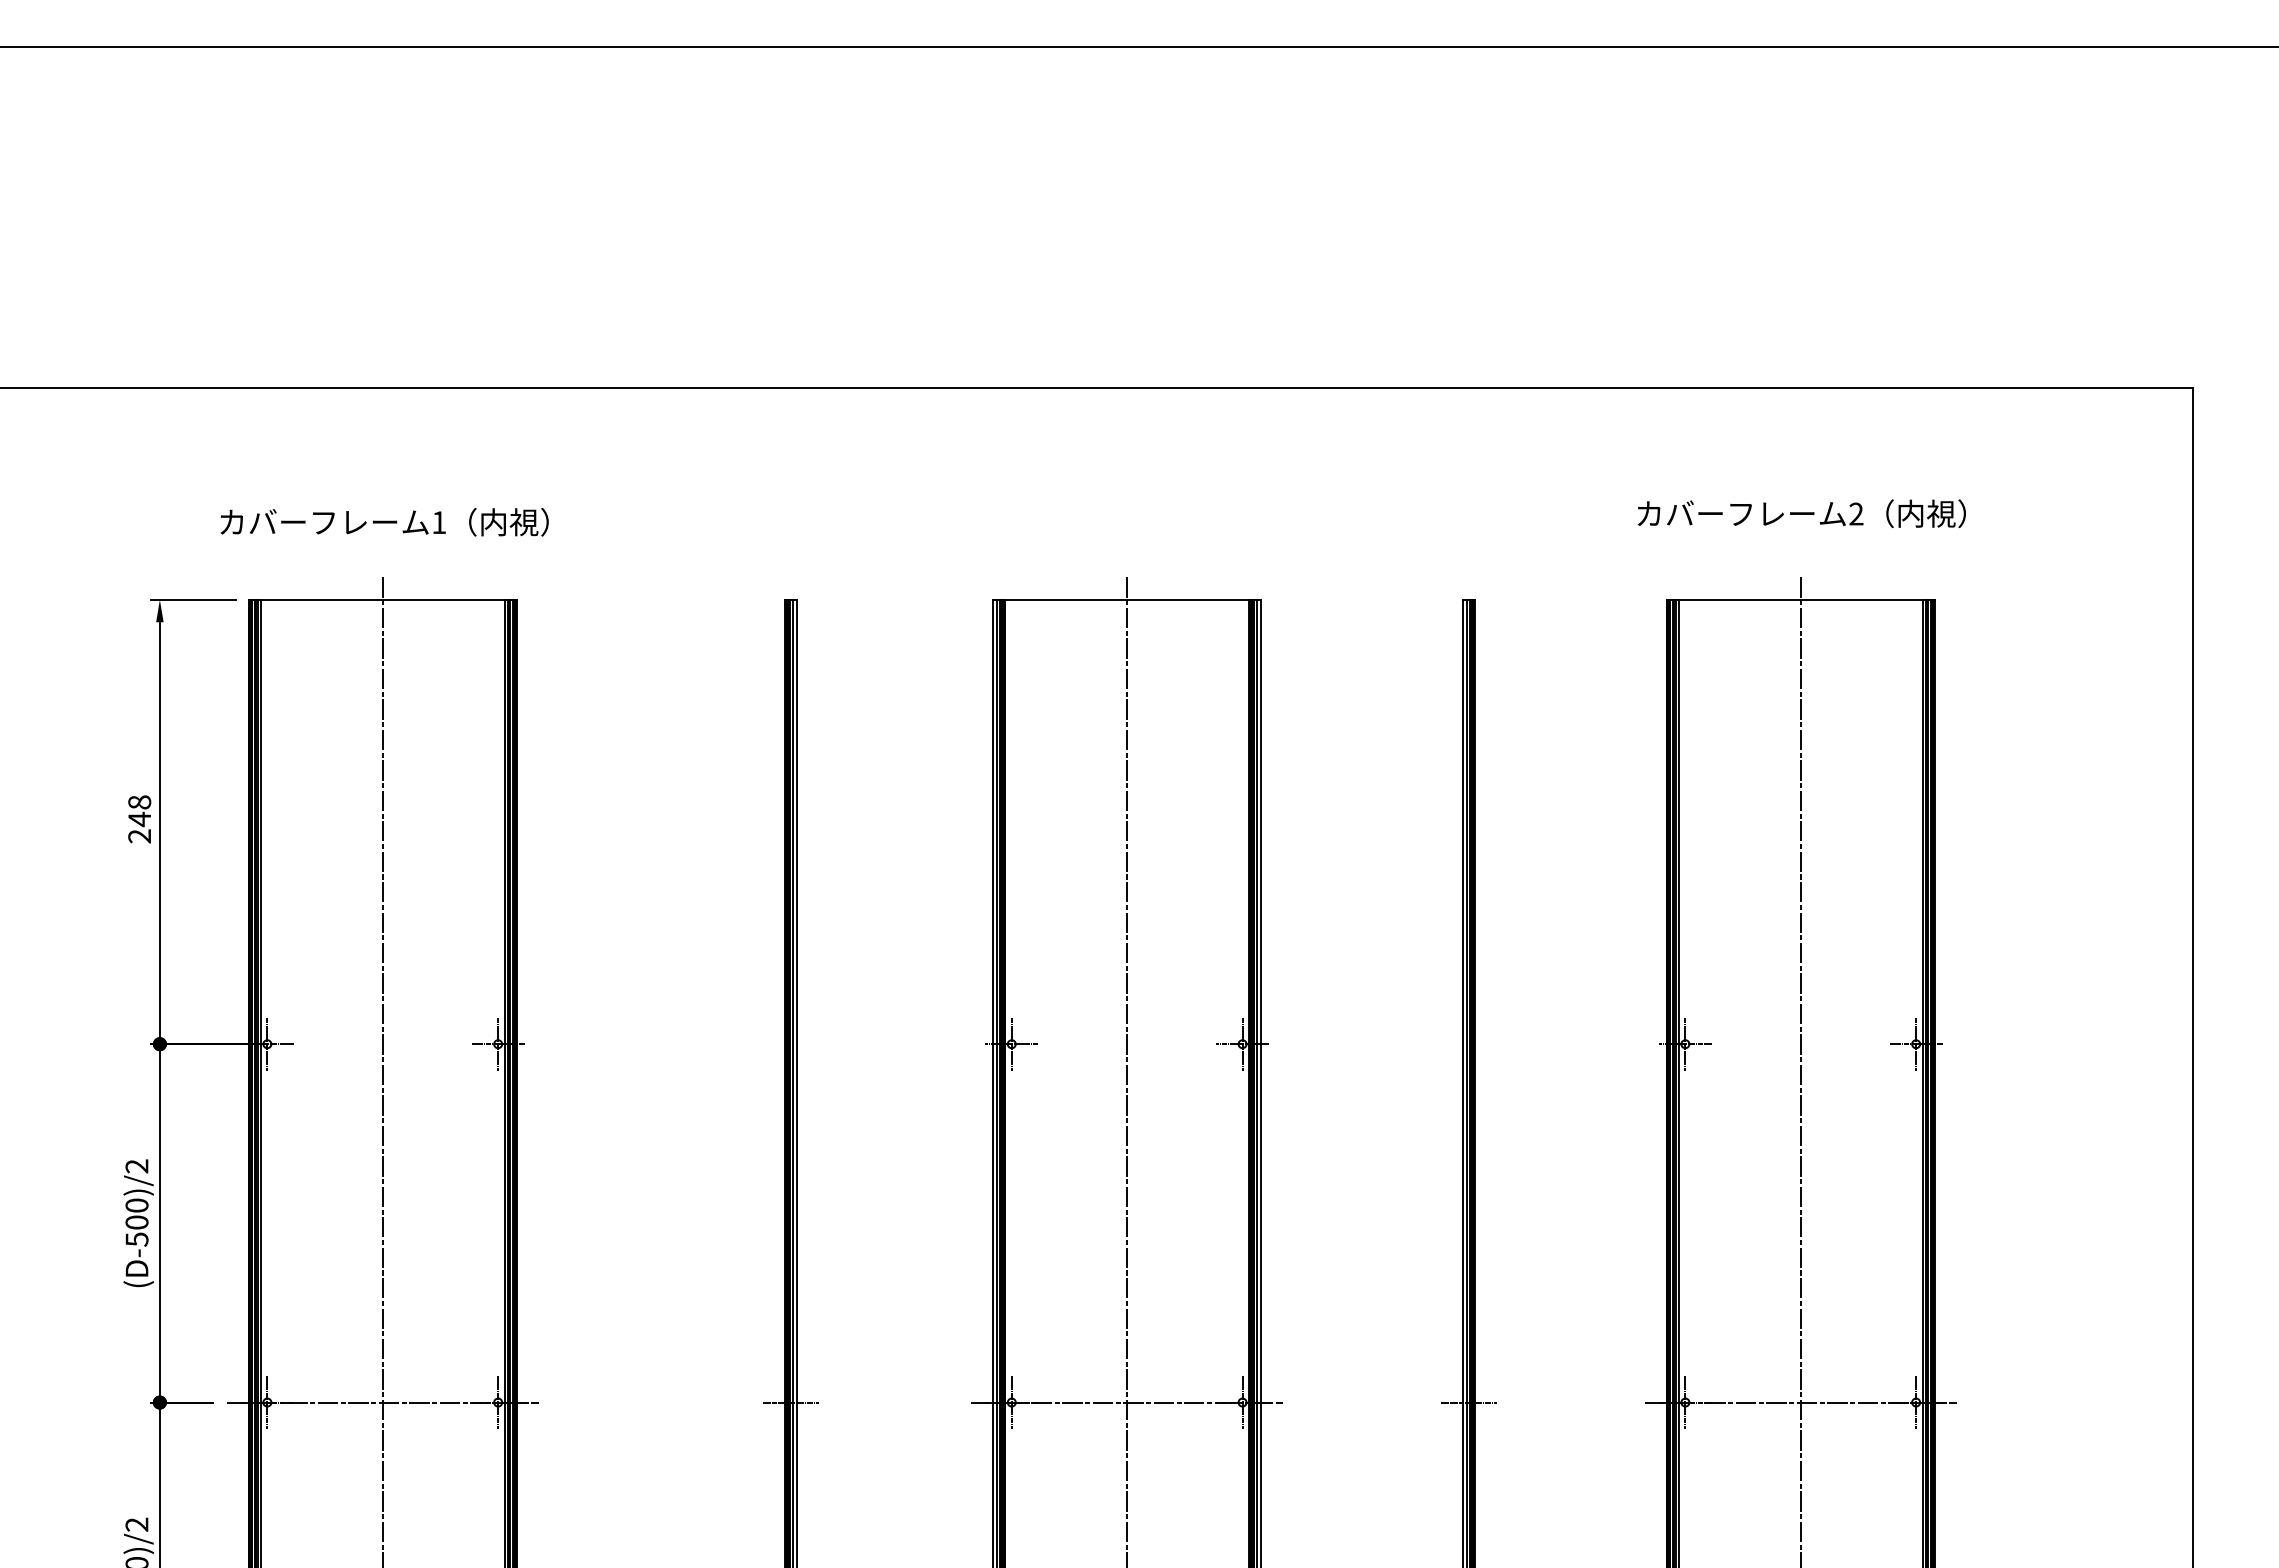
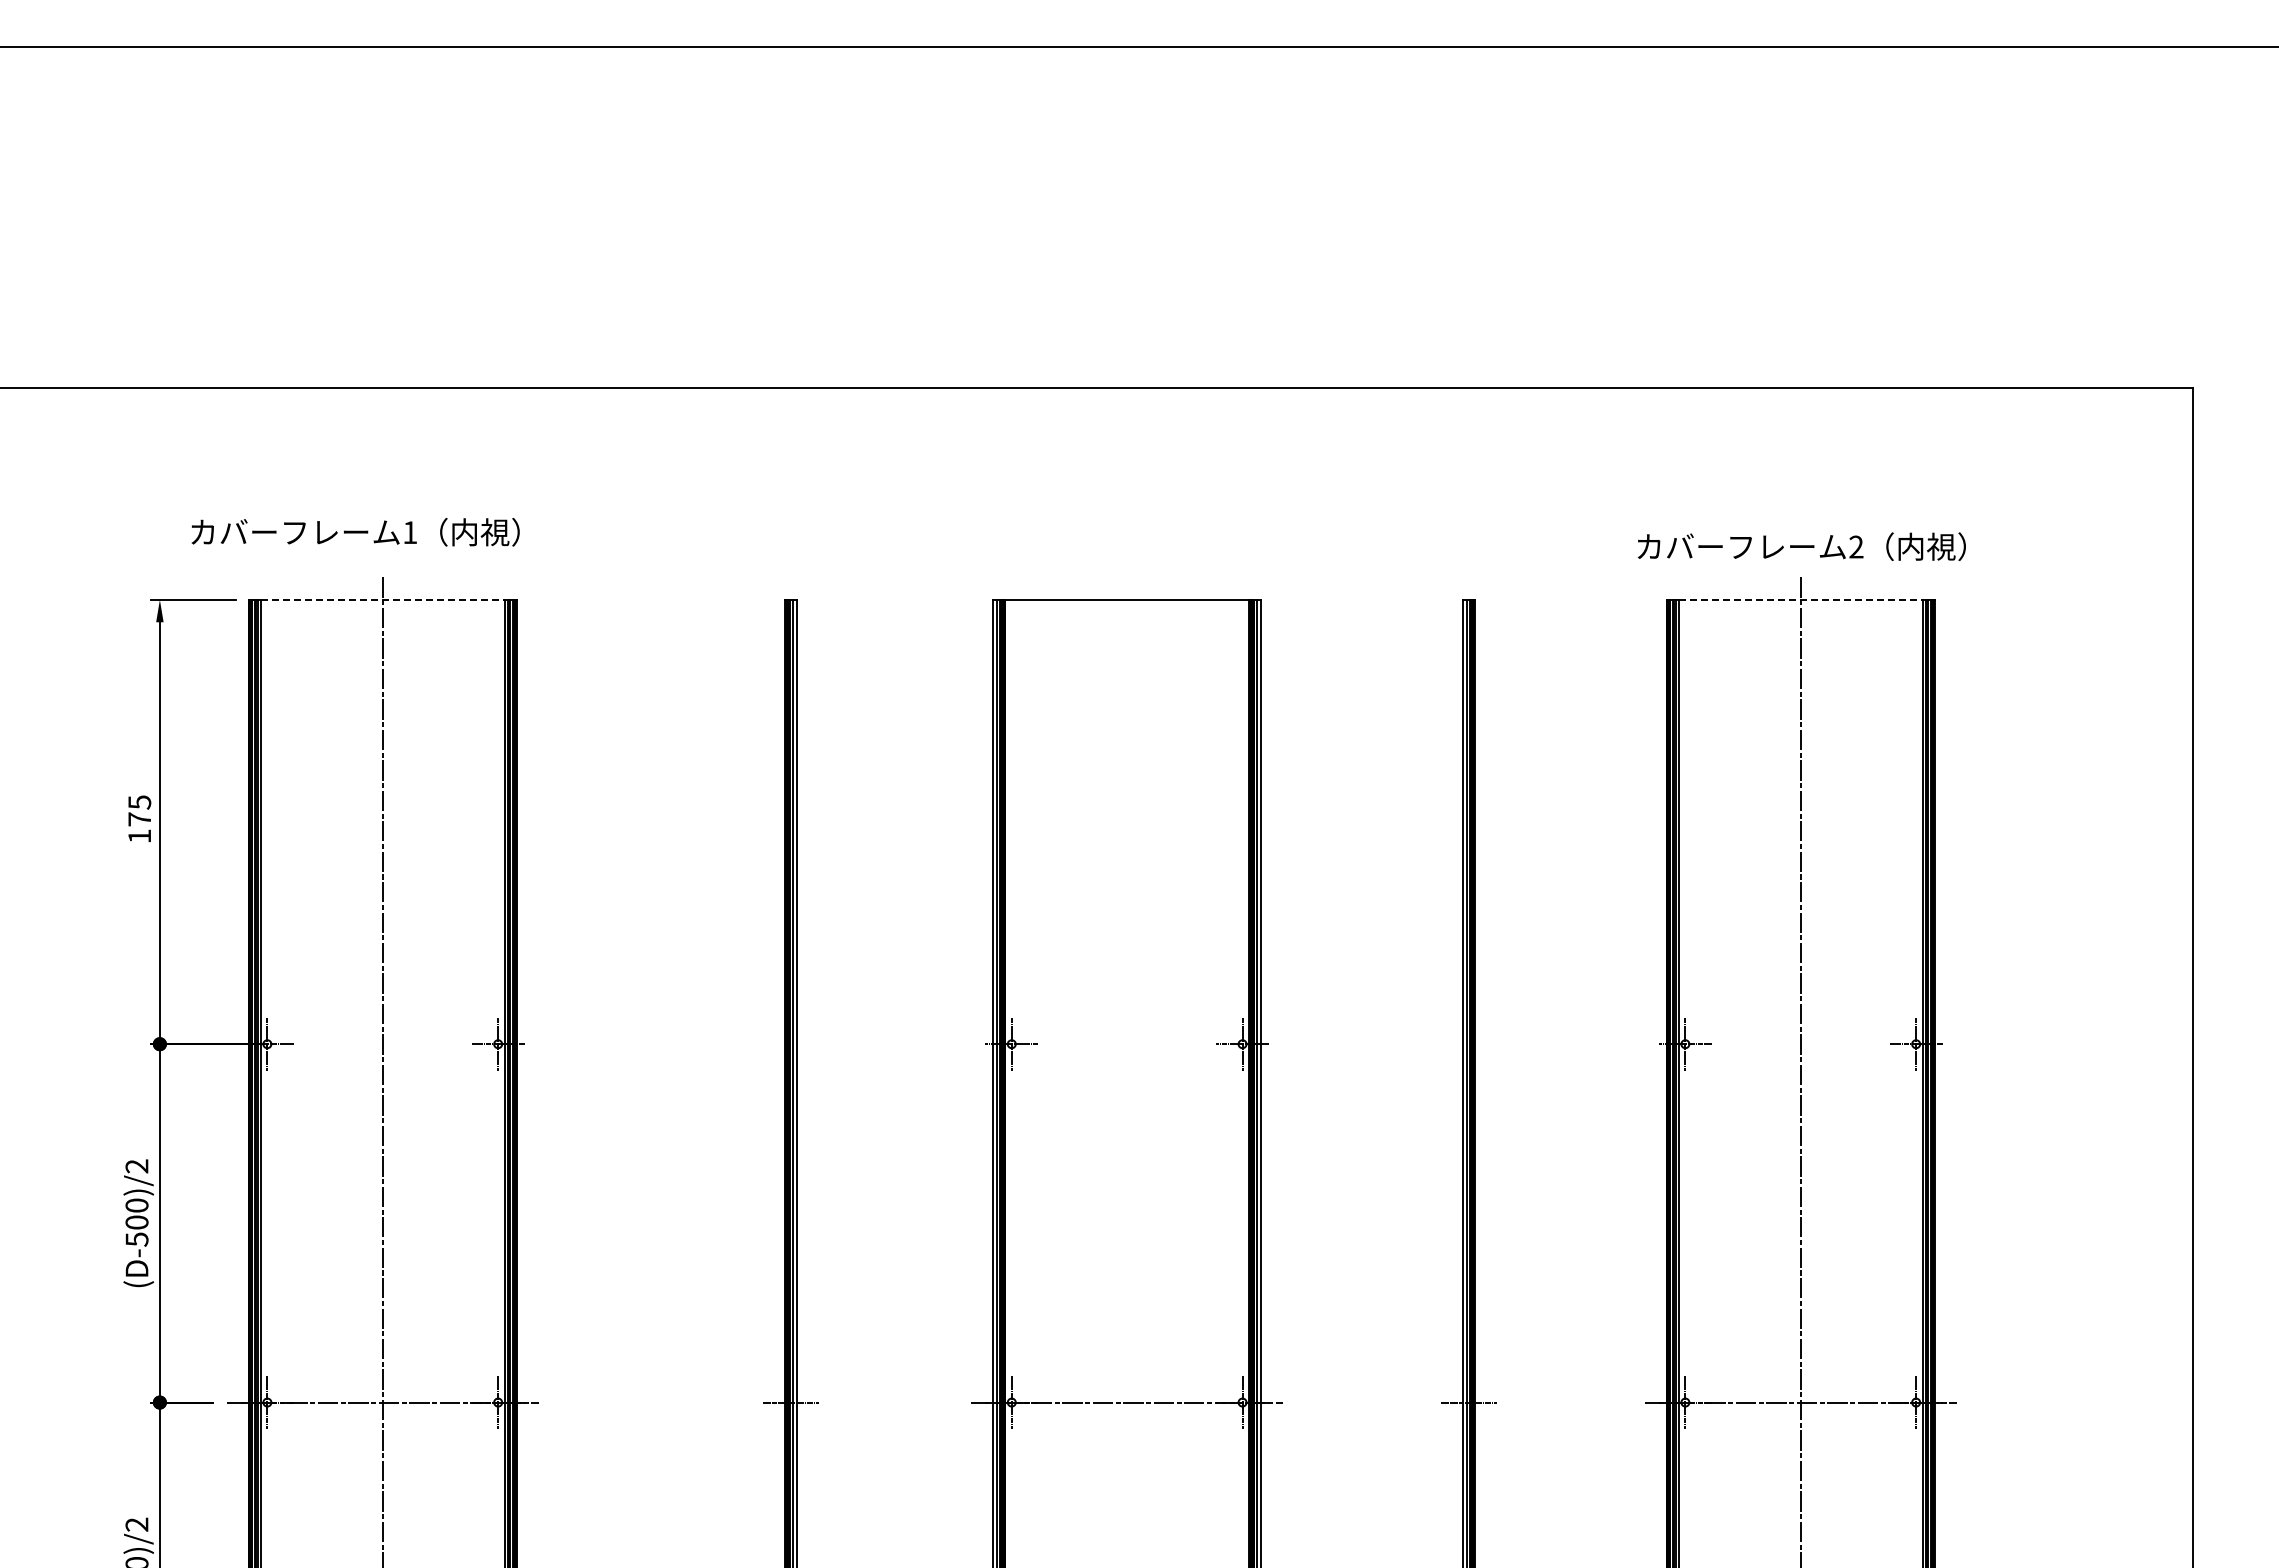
text position: (1801, 513) -> (1801, 546) (1801, 546)
text position: (384, 522) -> (355, 532) (355, 532)
line: solid -> dashed (383, 599)
line: solid -> dashed (1801, 599)
text: 248 -> 175 (139, 819)
line: present -> none (1127, 1070)
